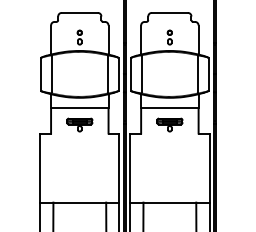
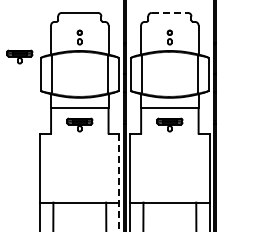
line: solid -> dashed (170, 12)
part: none -> present (19, 56)
line: solid -> dashed (119, 183)
